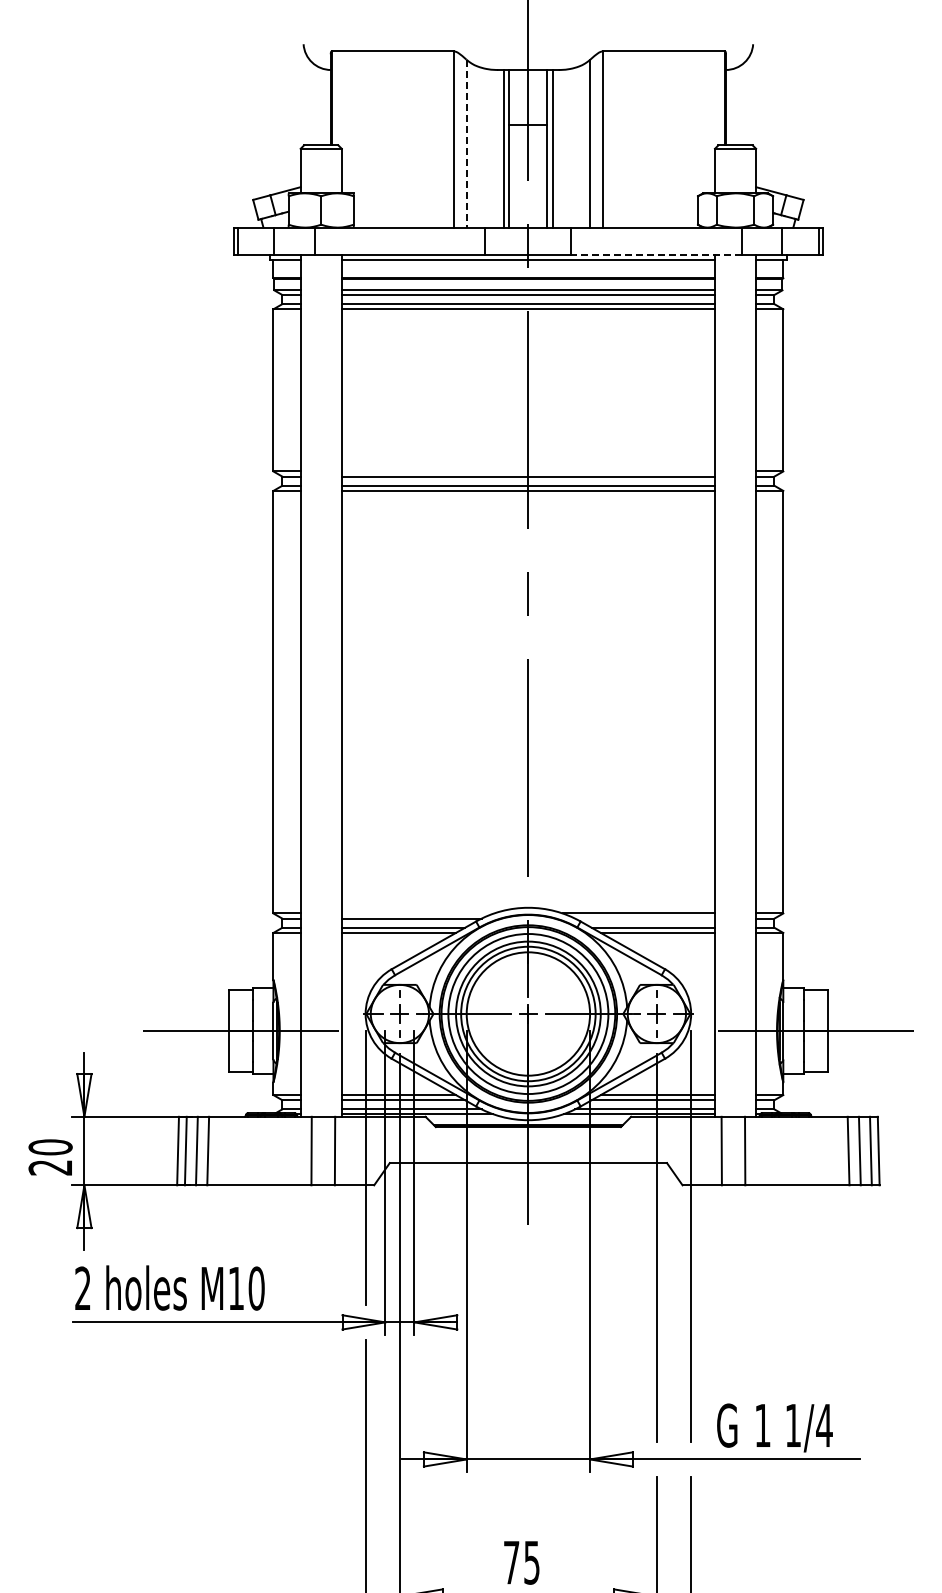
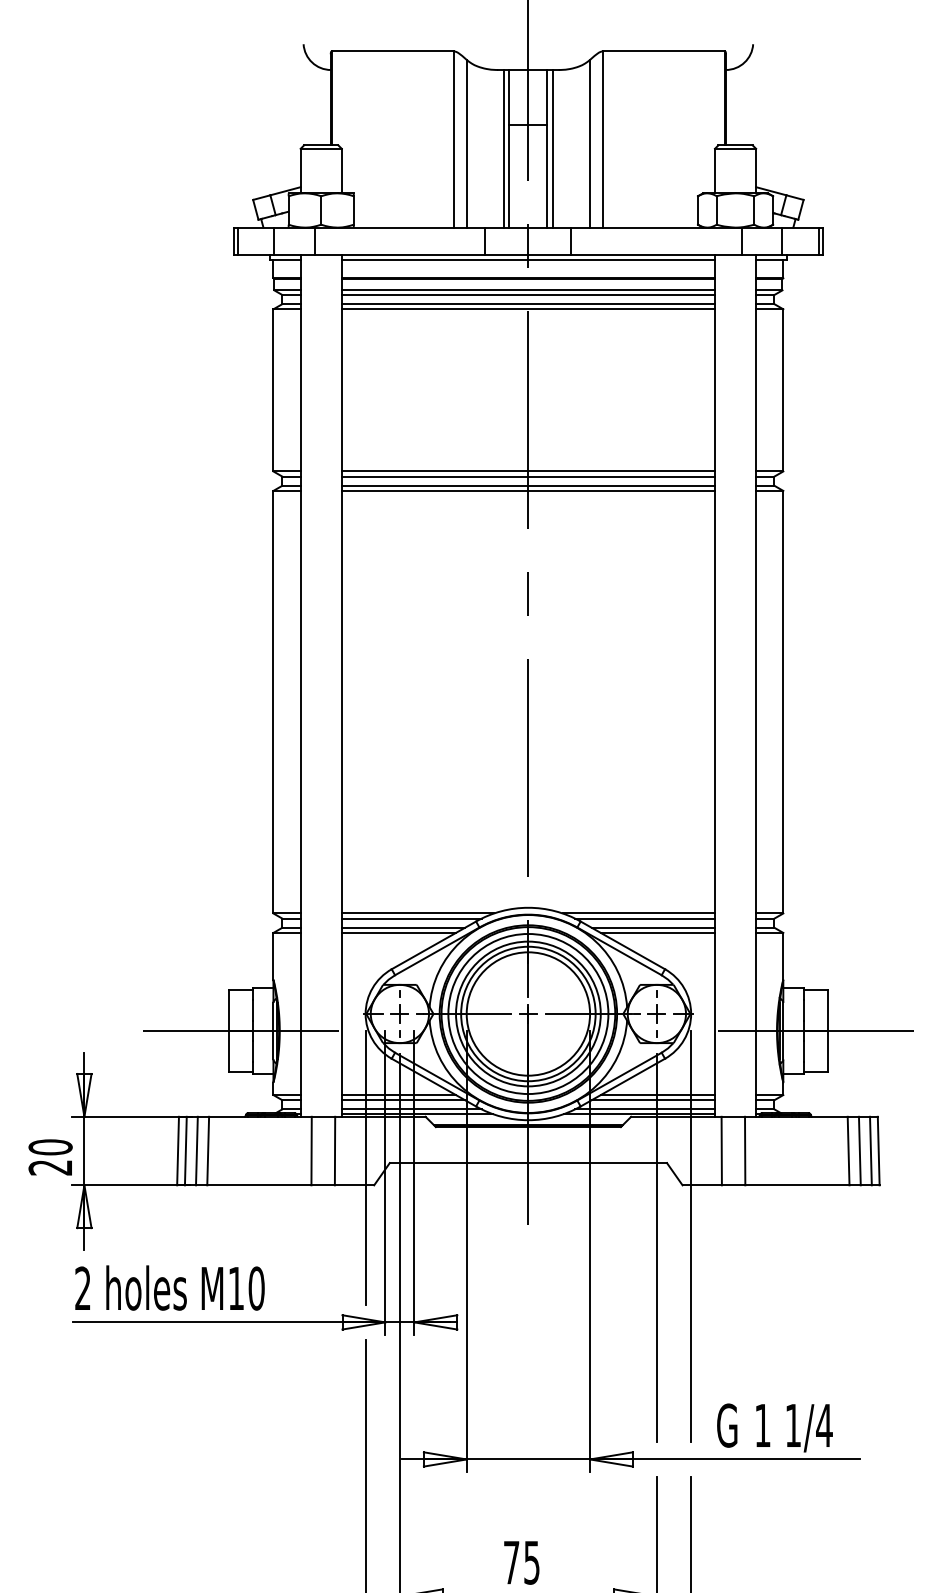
line: dashed -> solid (466, 143)
line: dashed -> solid (656, 255)
line: none -> present (527, 471)
line: none -> present (417, 913)
line: none -> present (644, 918)
